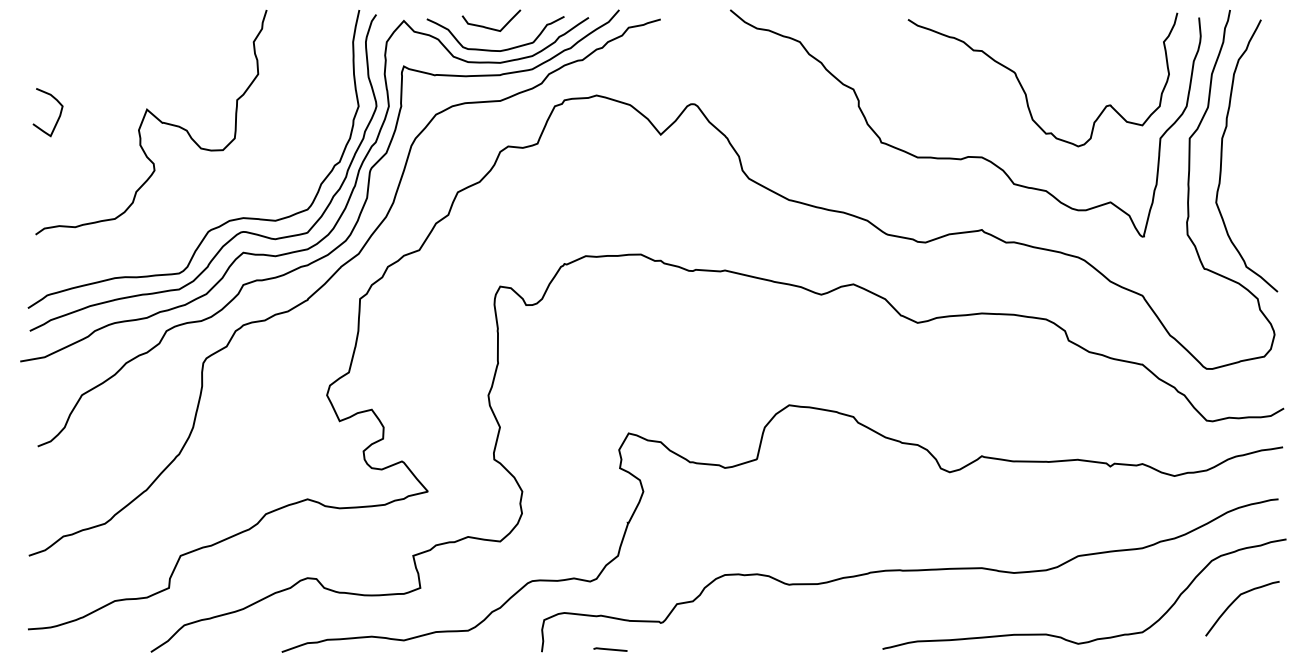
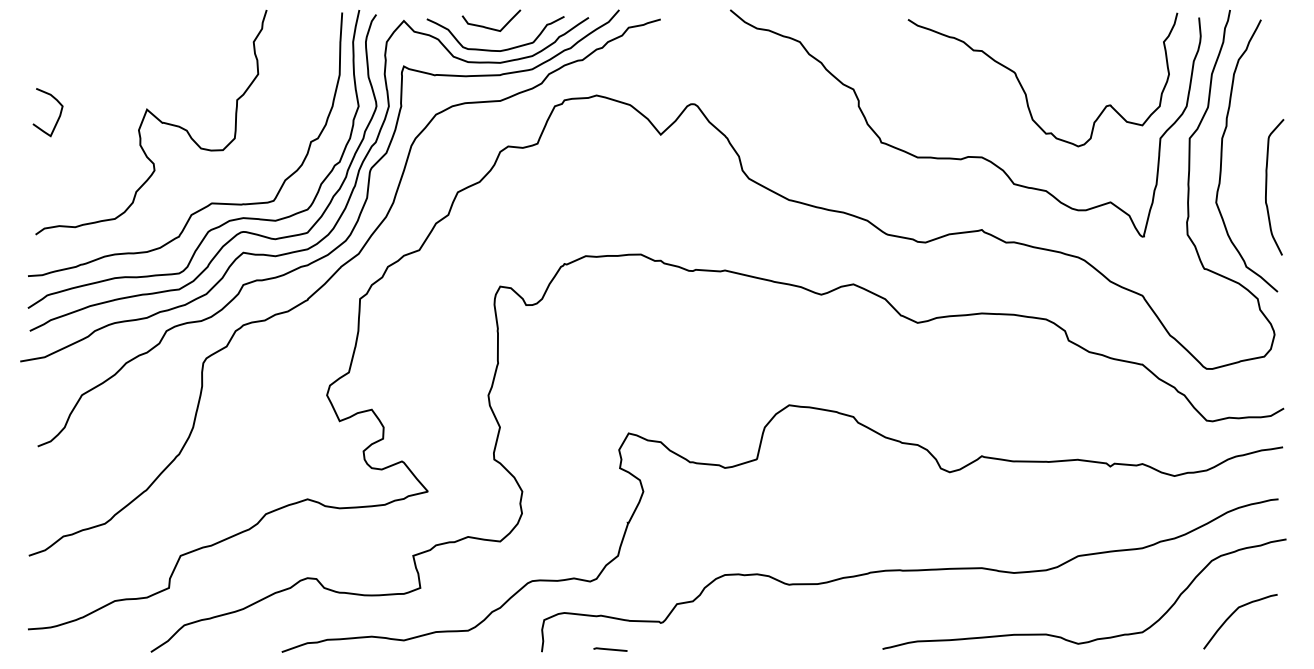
curve: none -> present (1267, 186)
curve: none -> present (211, 202)
curve position: (1235, 601) -> (1233, 614) (1233, 614)
